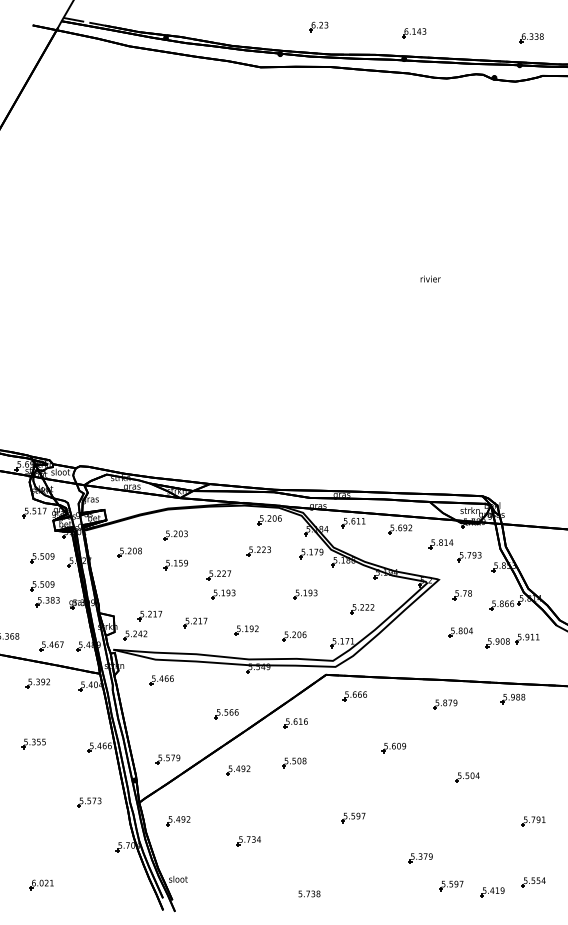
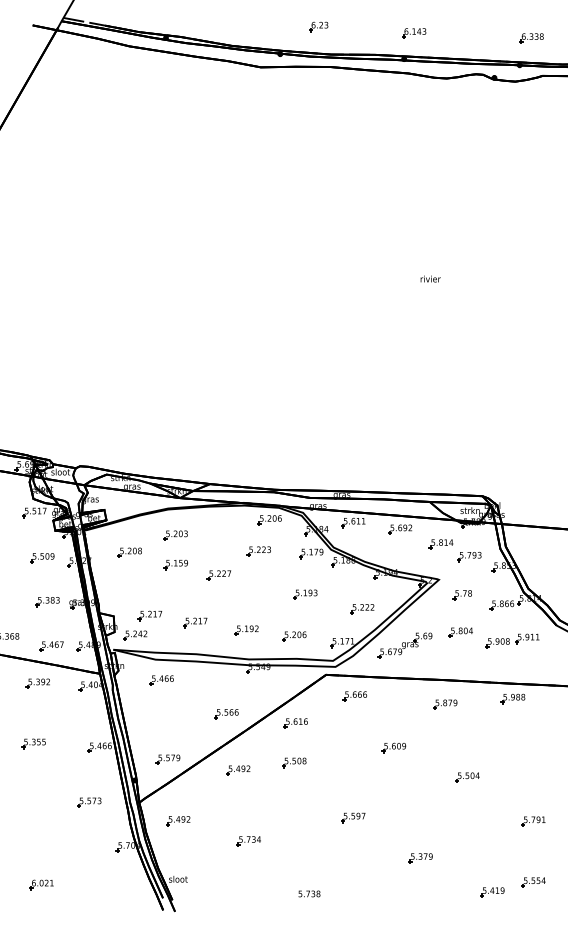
part: present -> none (42, 586)
part: present -> none (223, 594)
part: none -> present (404, 645)
part: present -> none (451, 885)
